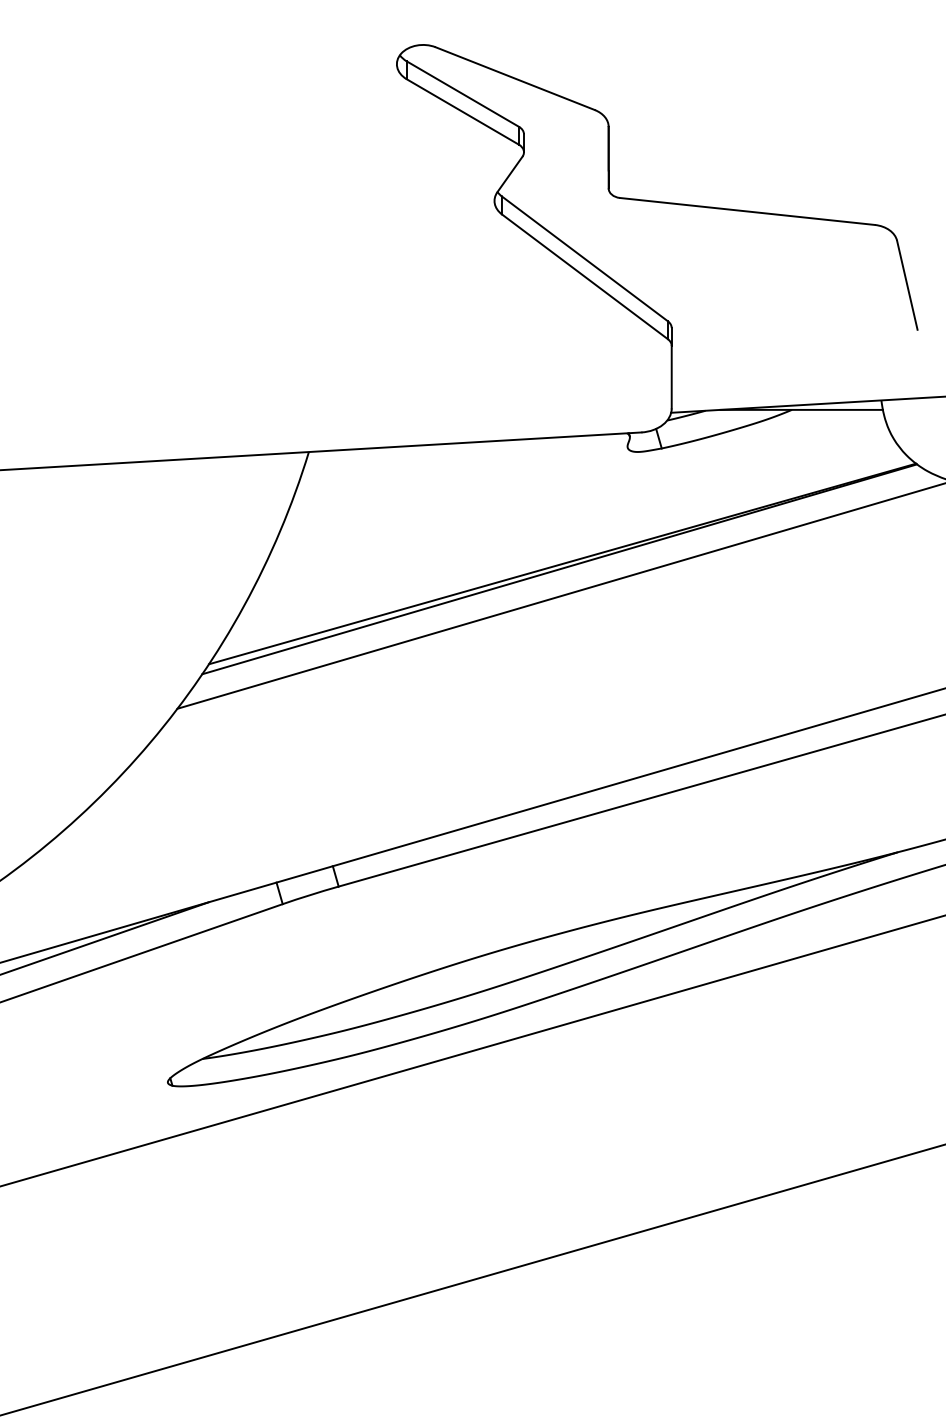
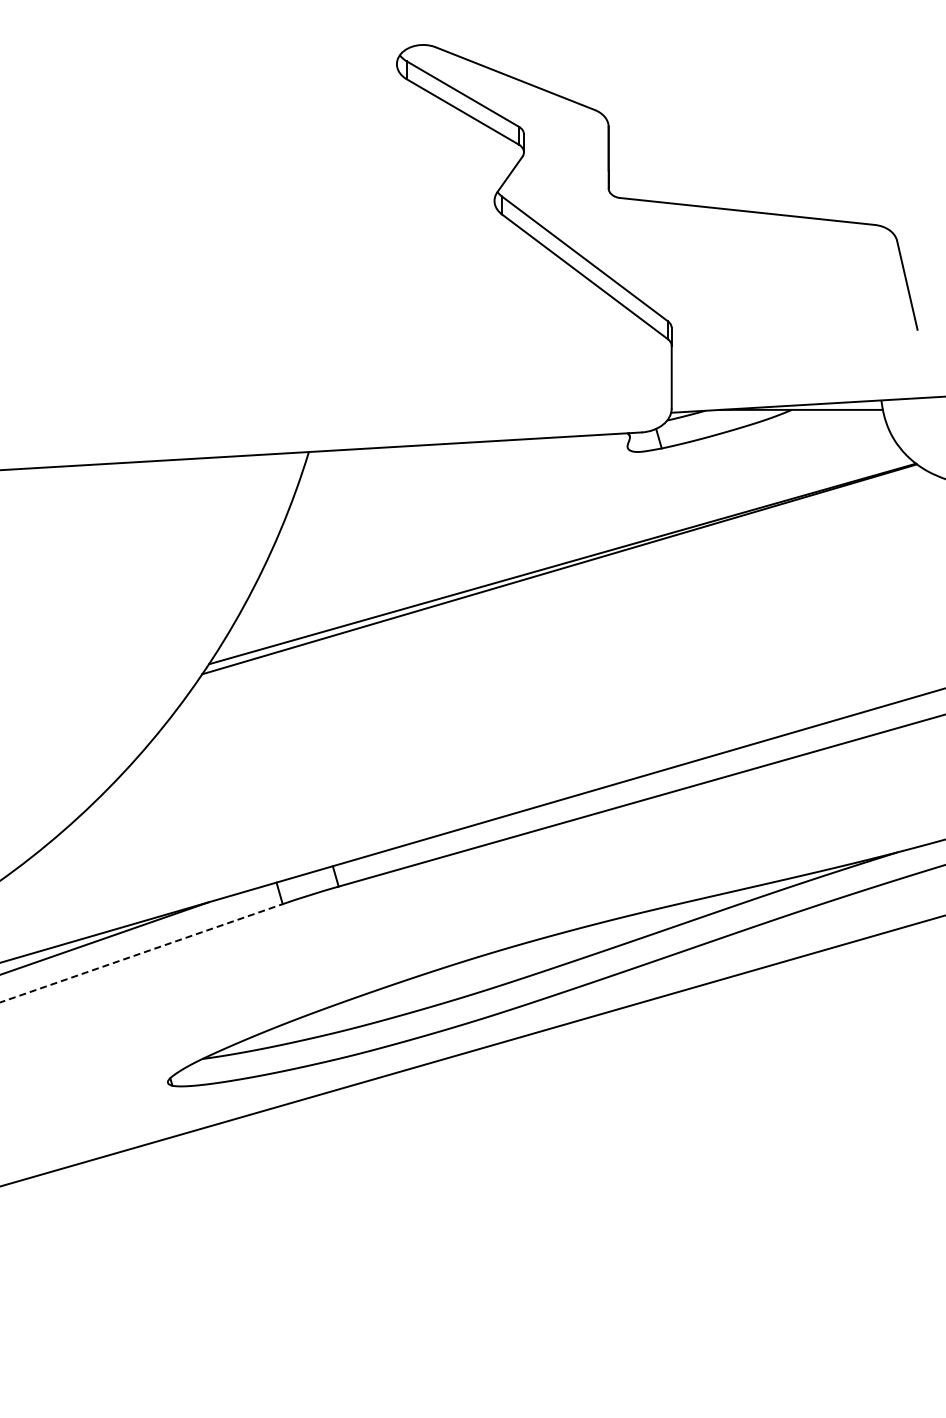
line: present -> none (559, 596)
line: solid -> dashed (142, 953)
line: present -> none (472, 1279)
